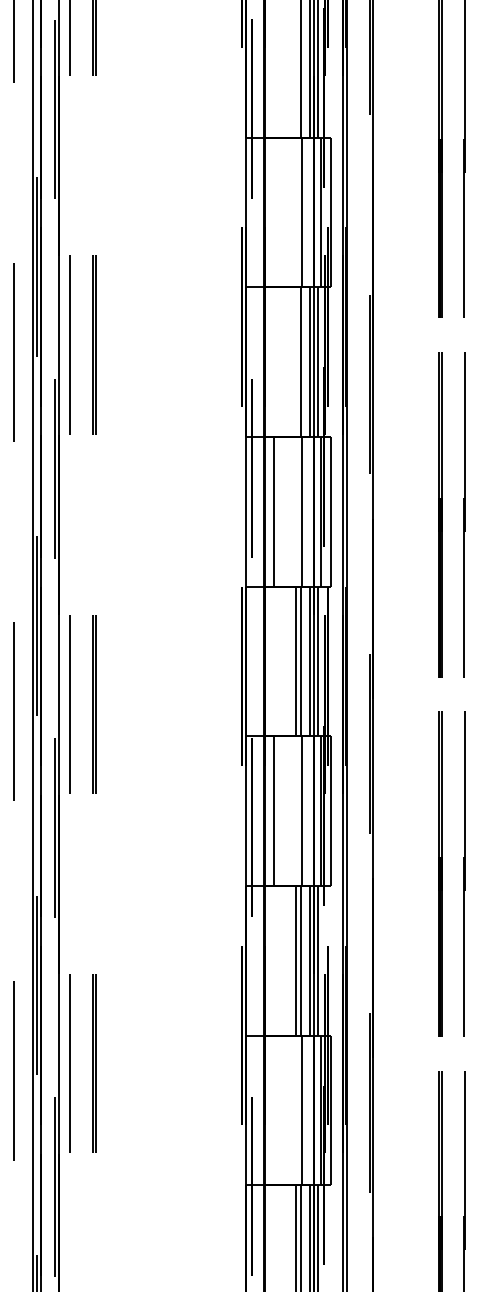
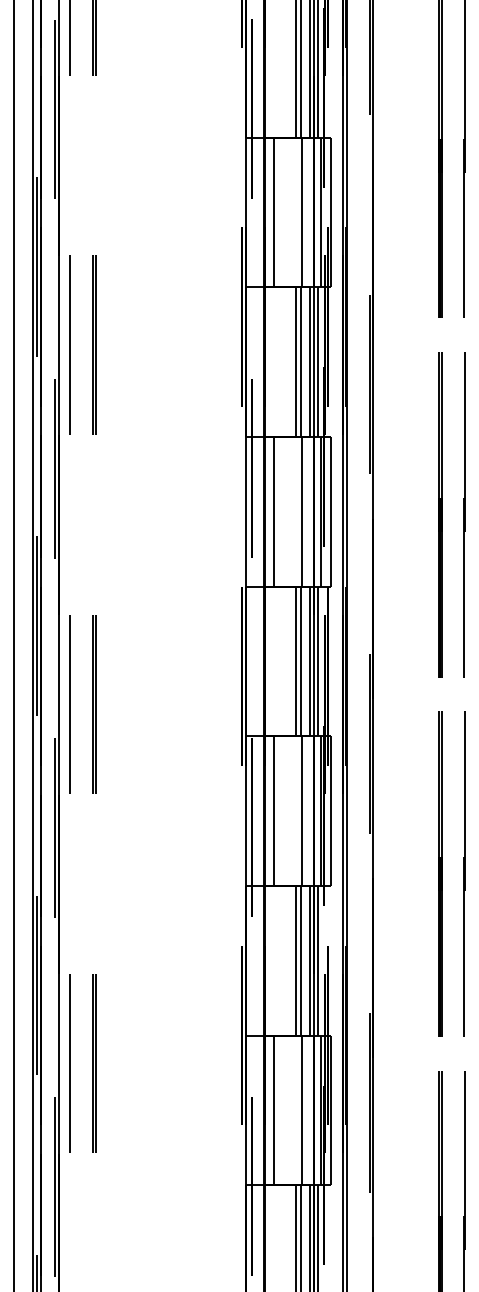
line: none -> present (296, 69)
line: none -> present (274, 212)
line: none -> present (296, 361)
line: dashed -> solid (14, 646)
line: none -> present (274, 1110)
